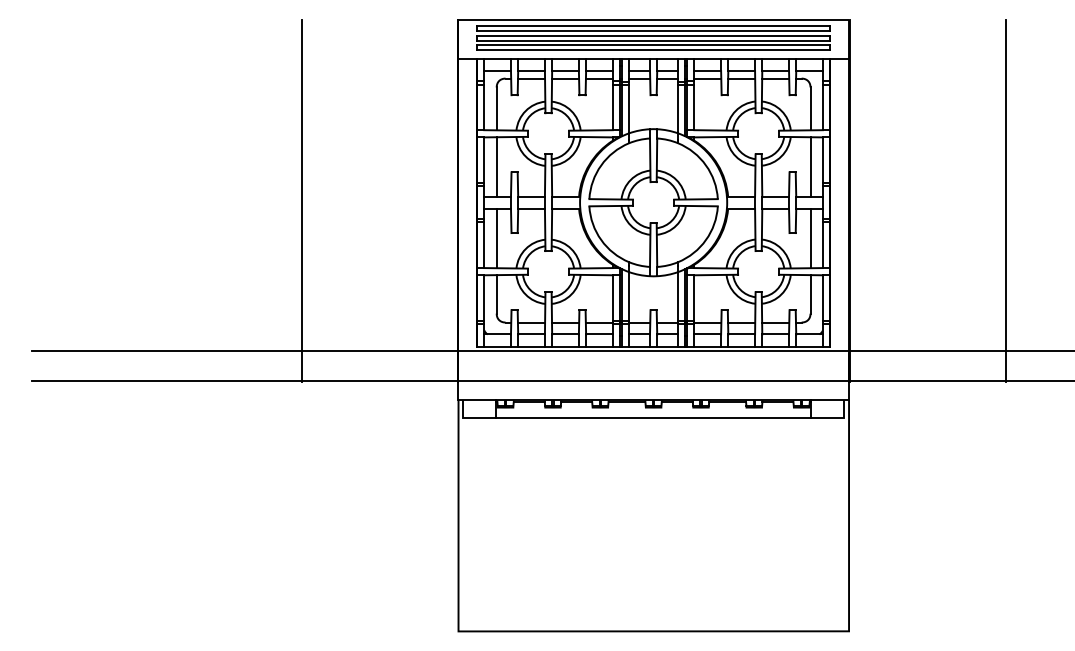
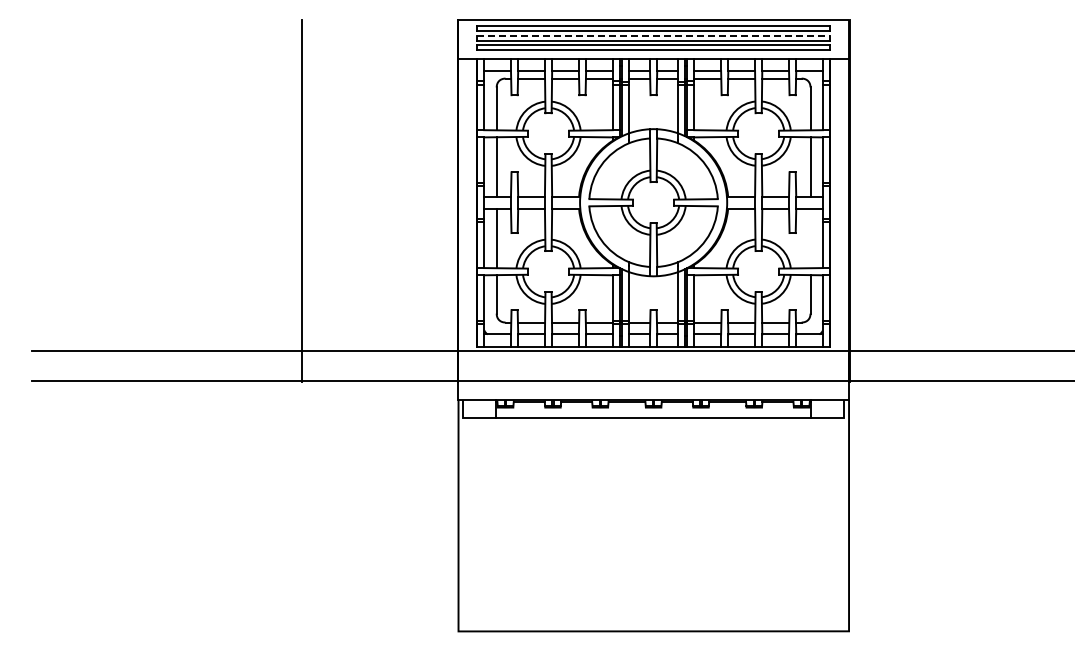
line: solid -> dashed (654, 35)
line: present -> none (1005, 200)
line: present -> none (810, 238)
